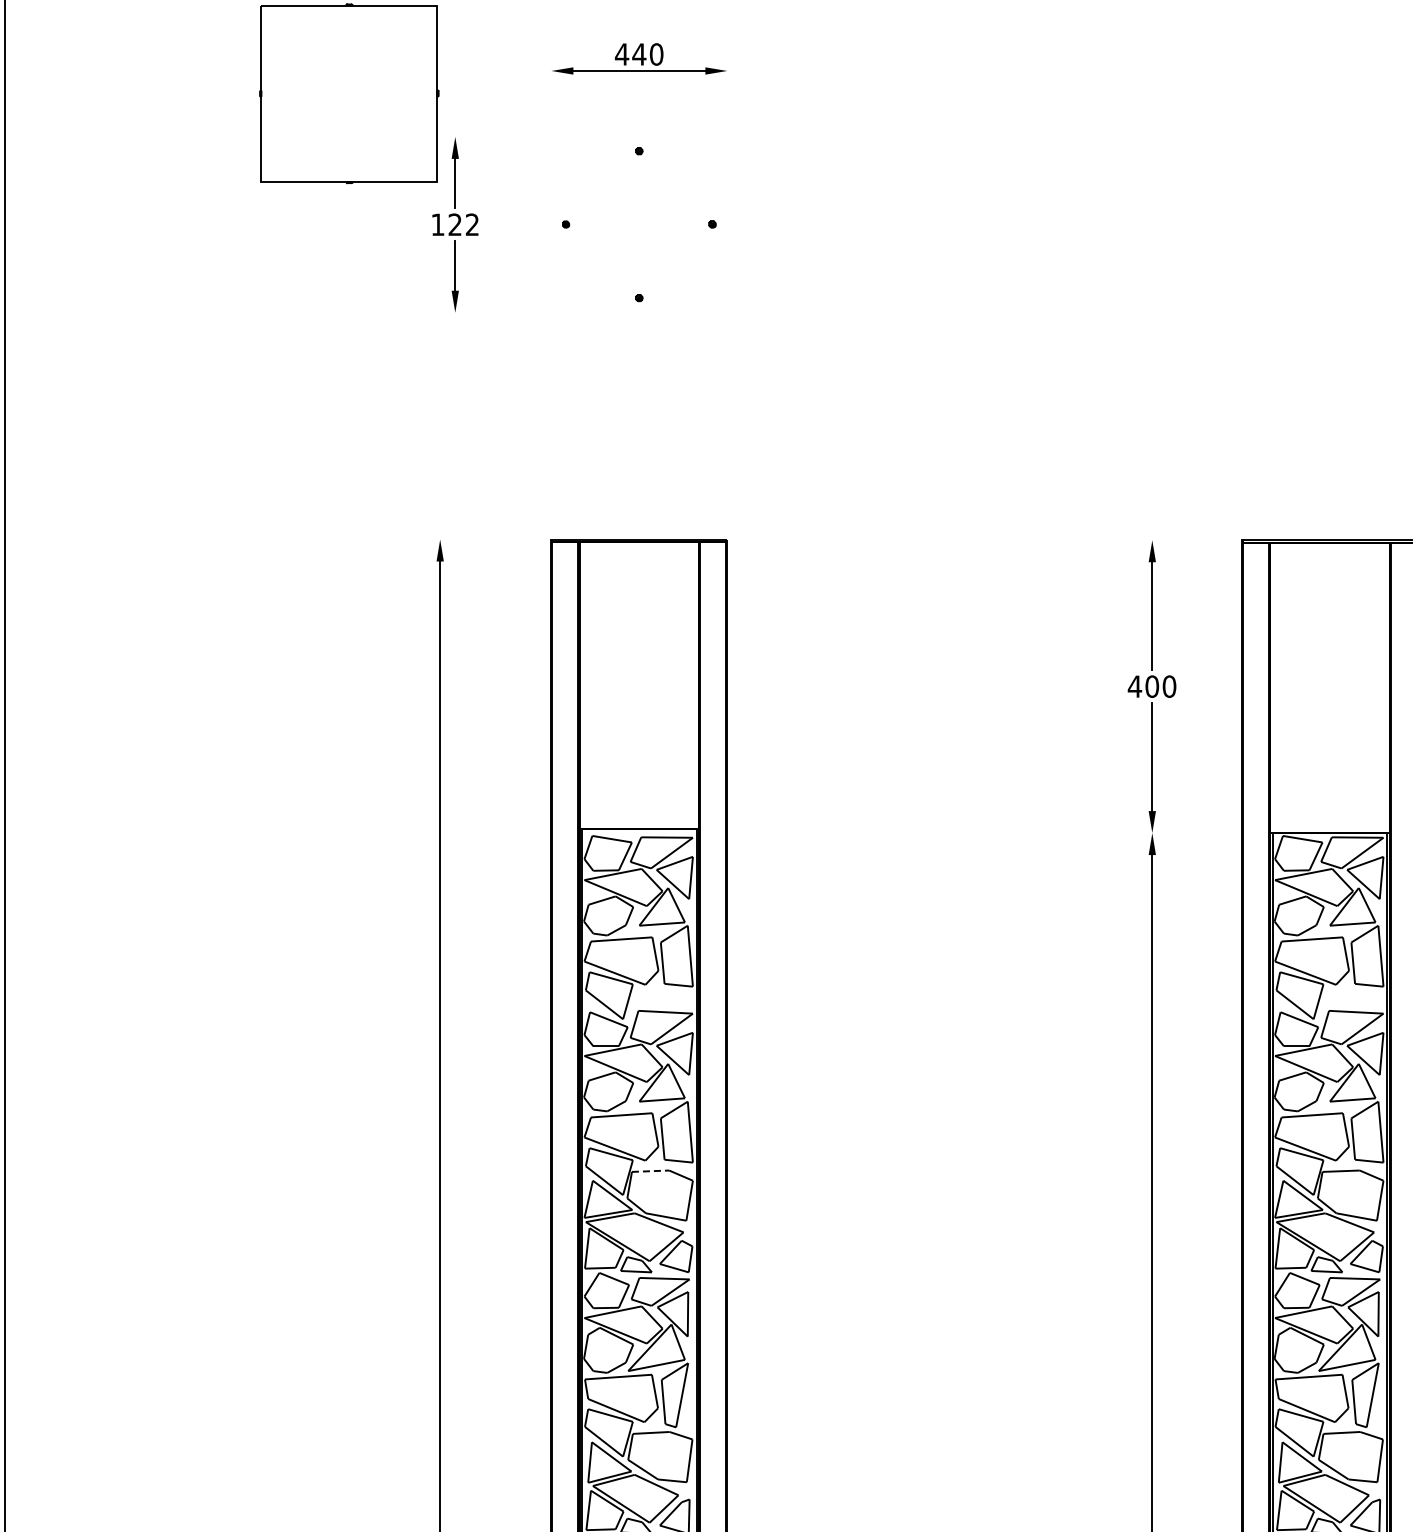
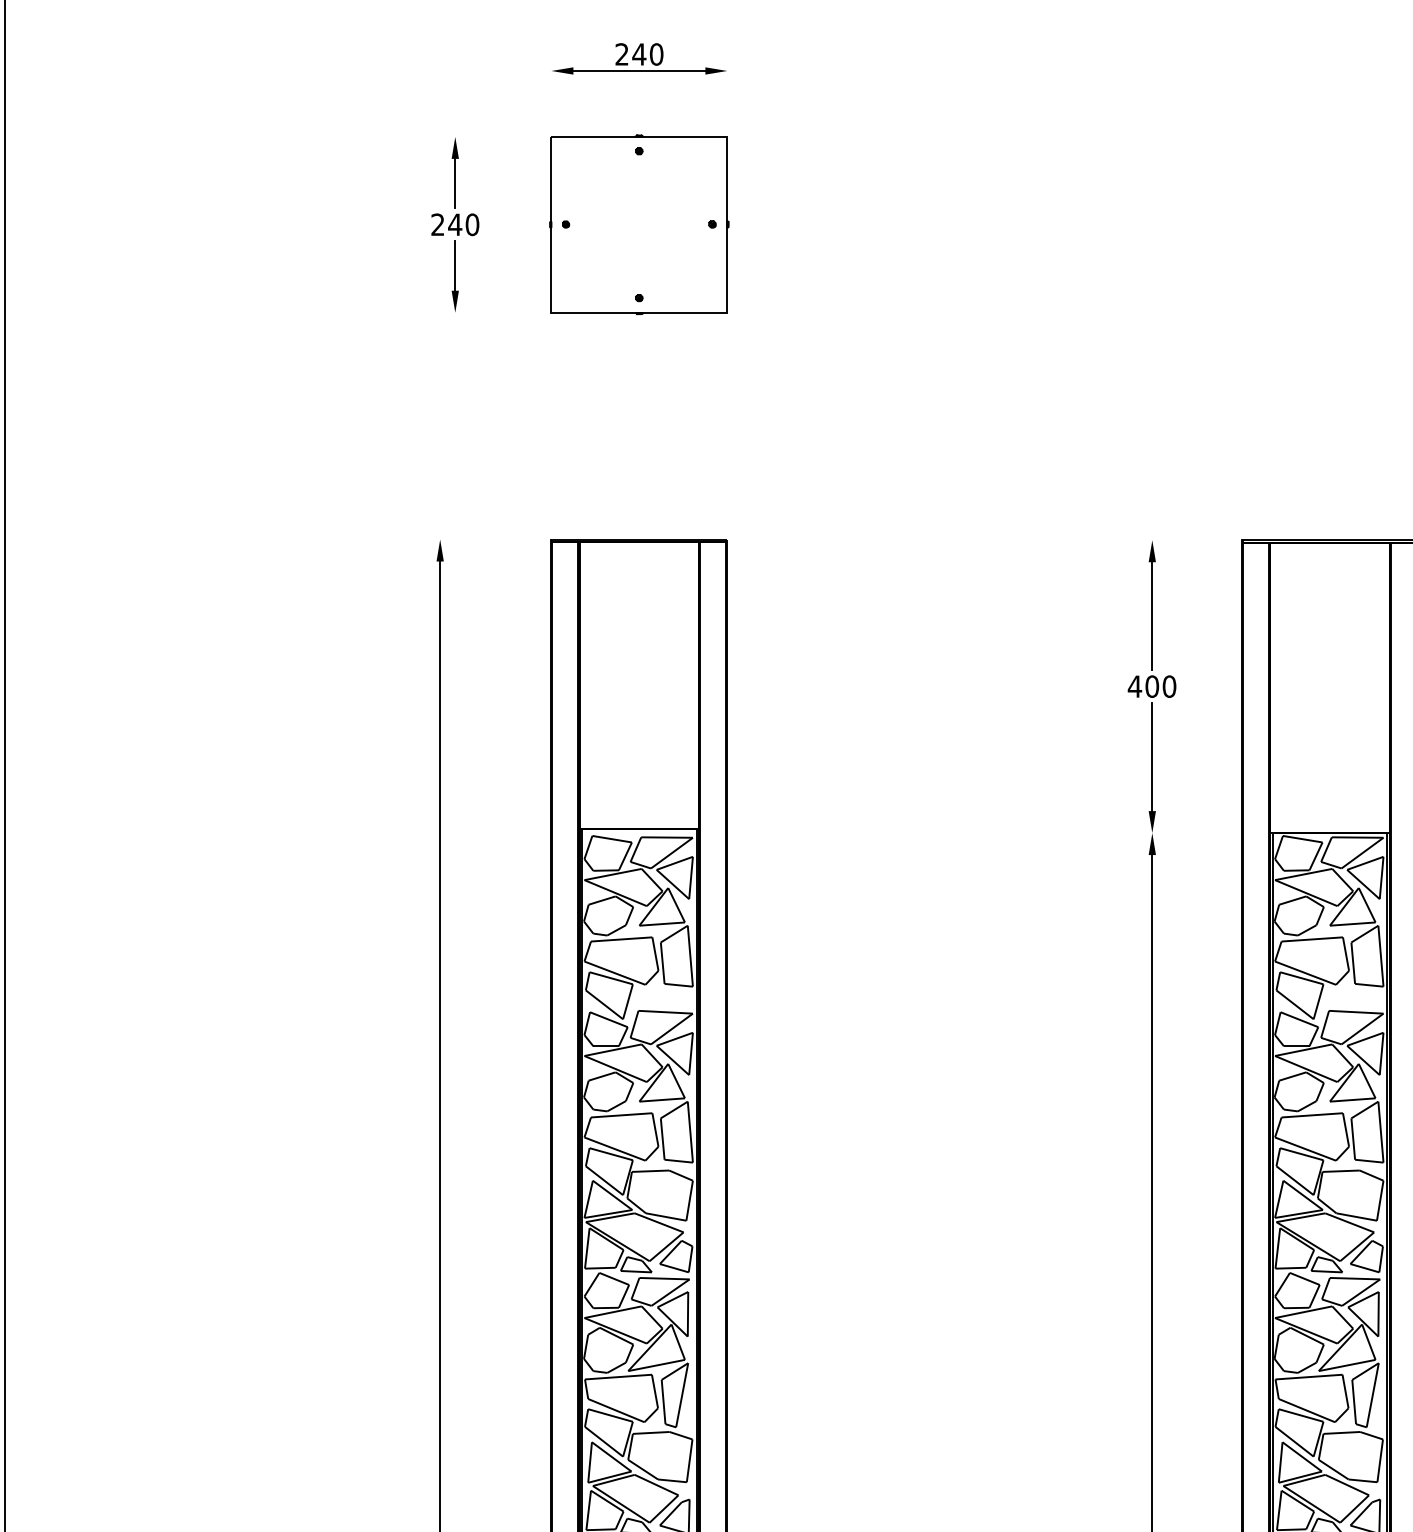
text: 440 -> 240 (621, 54)
part position: (349, 93) -> (639, 224) (639, 224)
text: 122 -> 240 (455, 224)
line: dashed -> solid (650, 1171)
